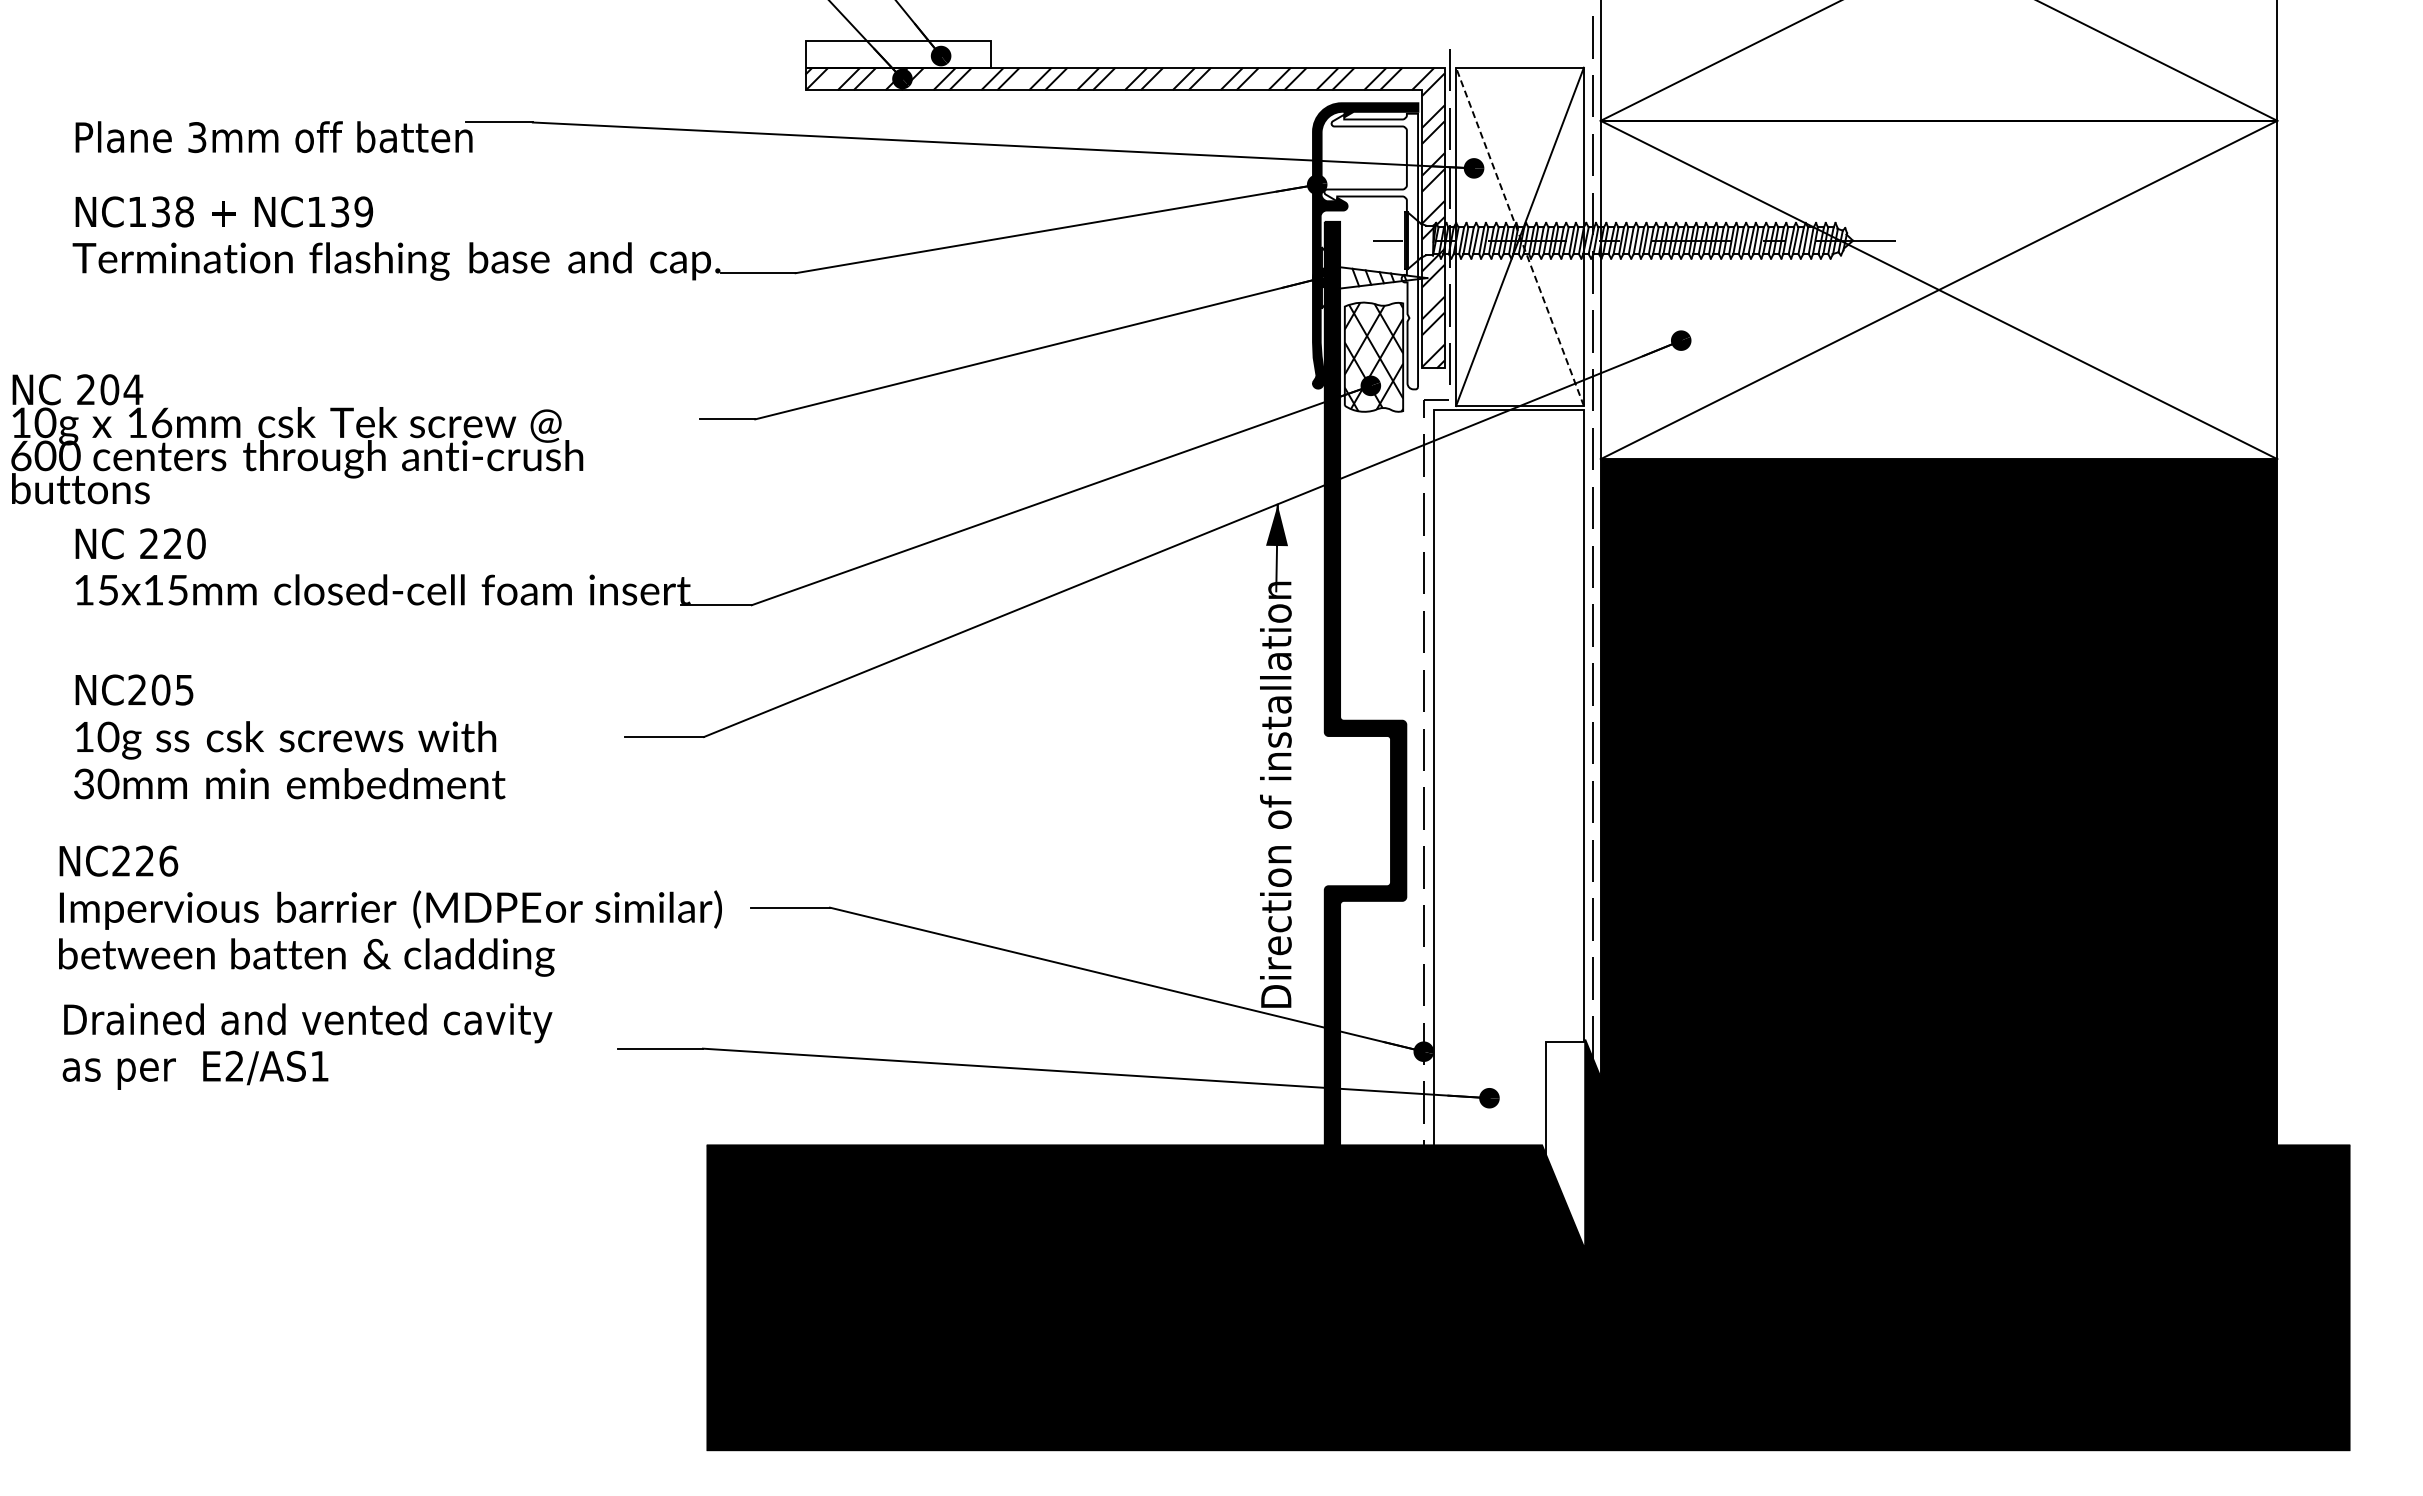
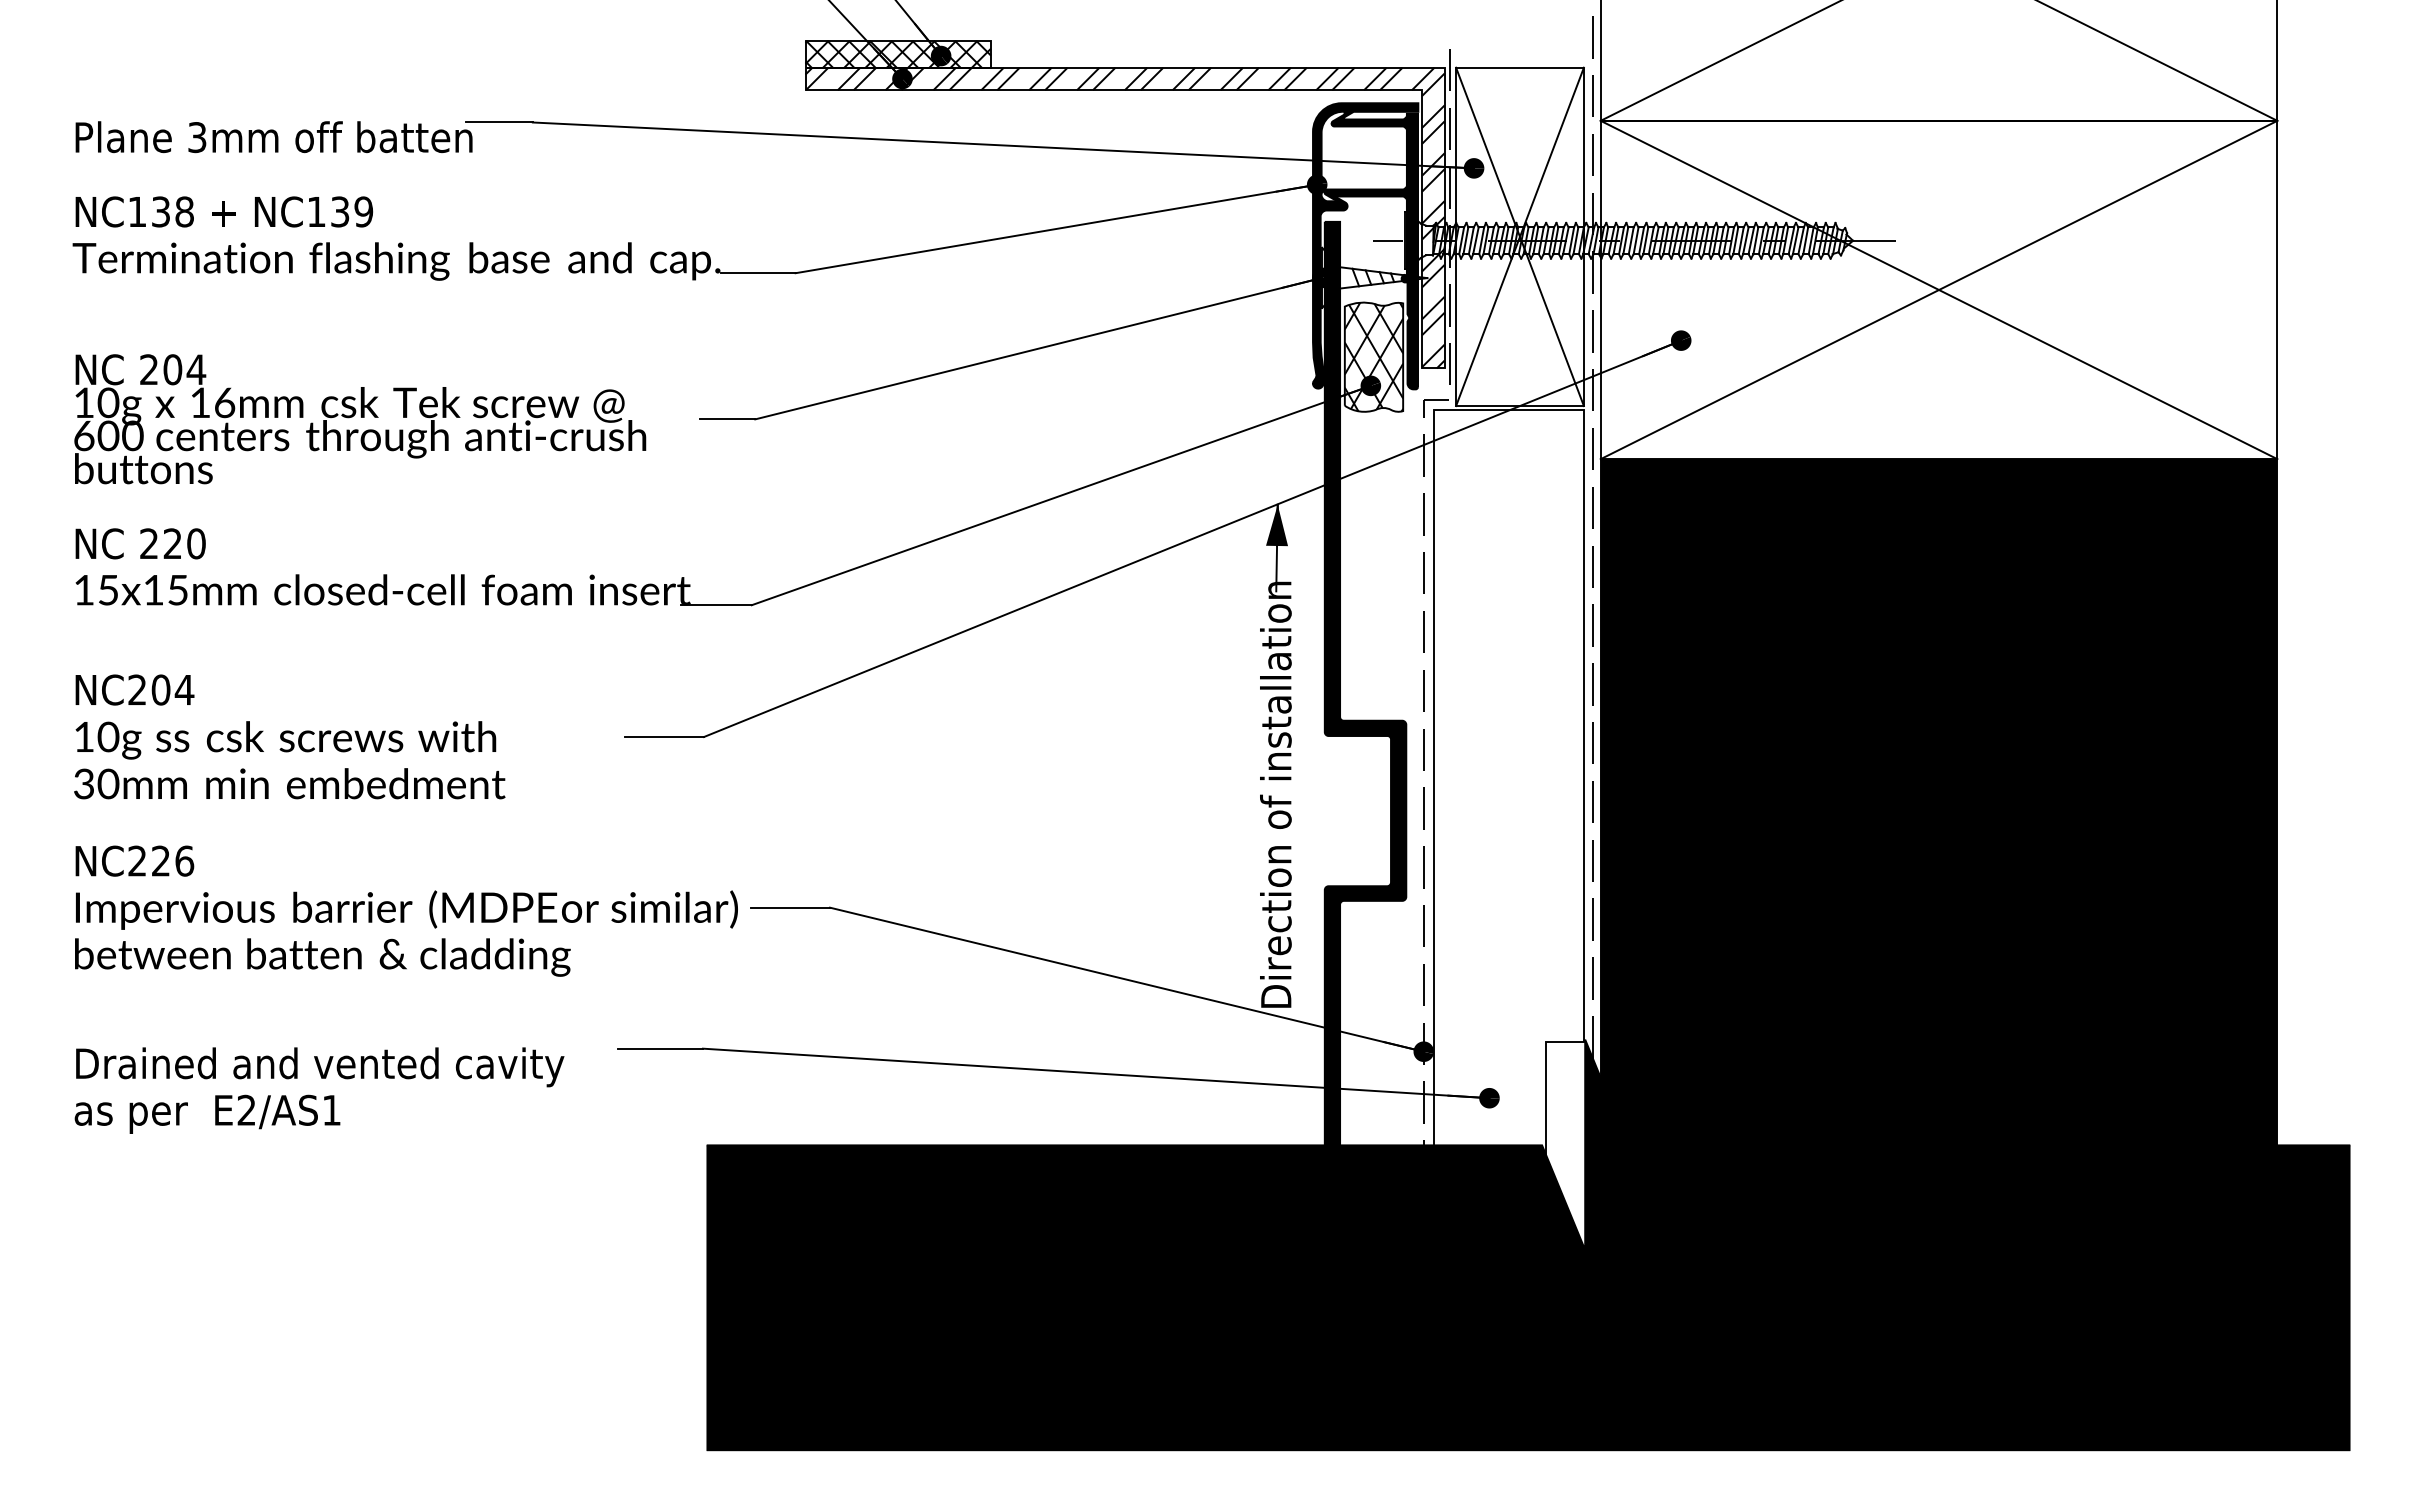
hatch: none -> present (897, 53)
line: dashed -> solid (1520, 236)
fill: none -> present (1371, 251)
text position: (297, 439) -> (360, 419) (360, 419)
text: NC205 -> NC204 (184, 690)
text position: (390, 910) -> (406, 910) (406, 910)
text position: (307, 1046) -> (319, 1090) (319, 1090)
